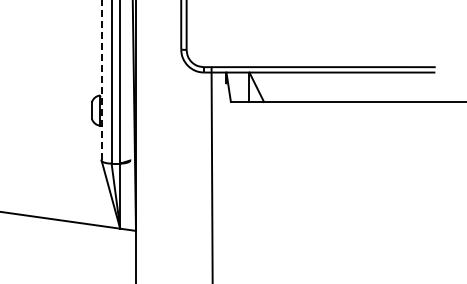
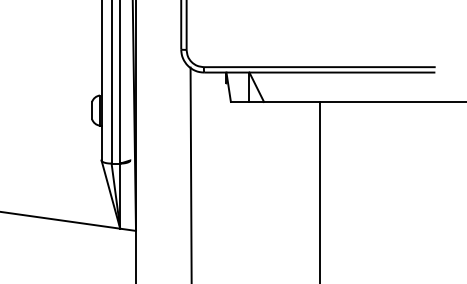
line: dashed -> solid (101, 80)
line position: (211, 173) -> (190, 173) (190, 173)
line: none -> present (319, 190)
